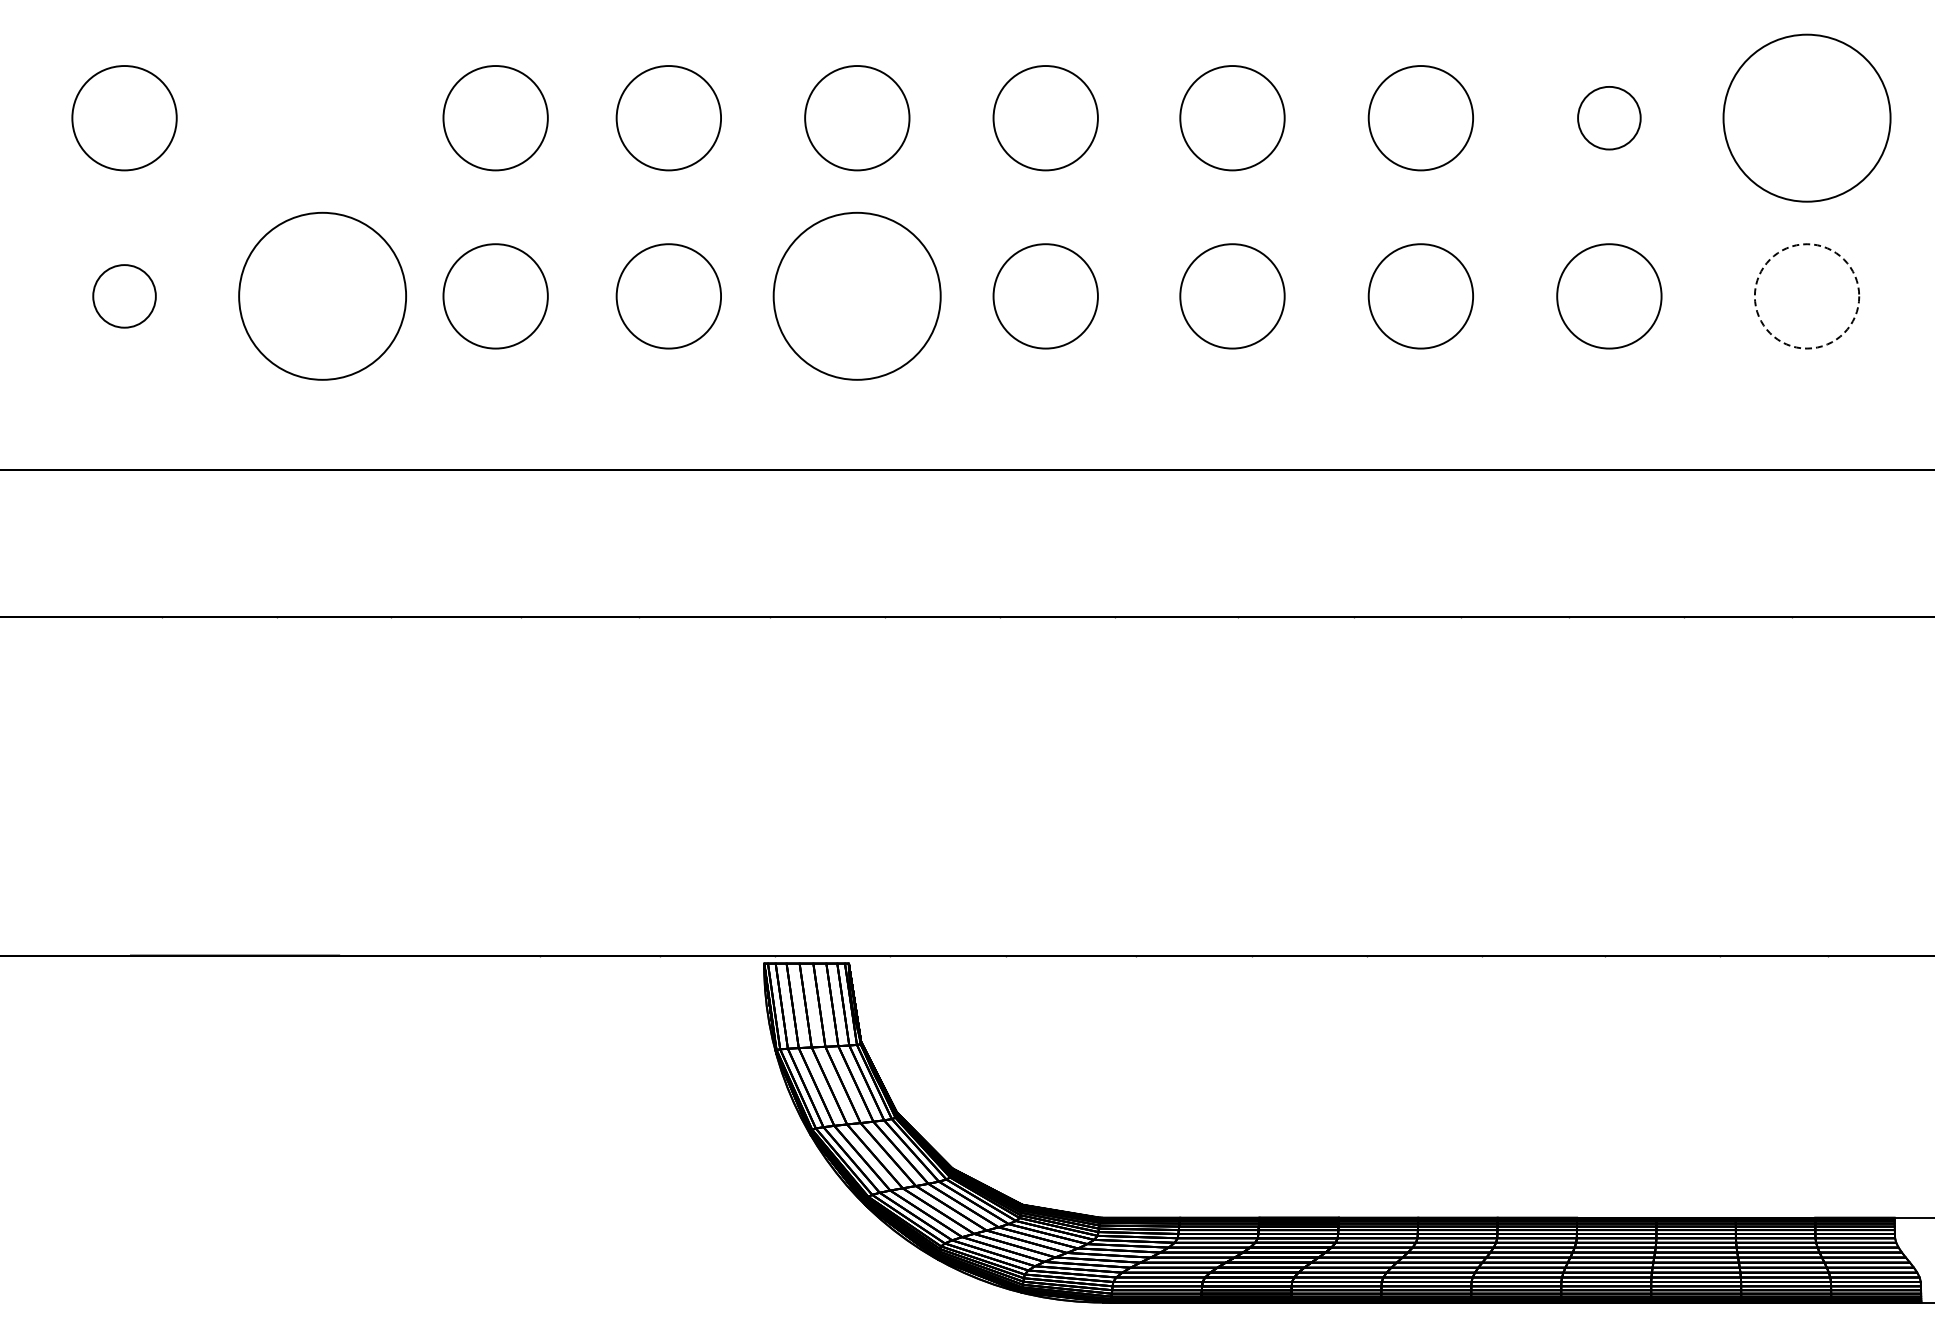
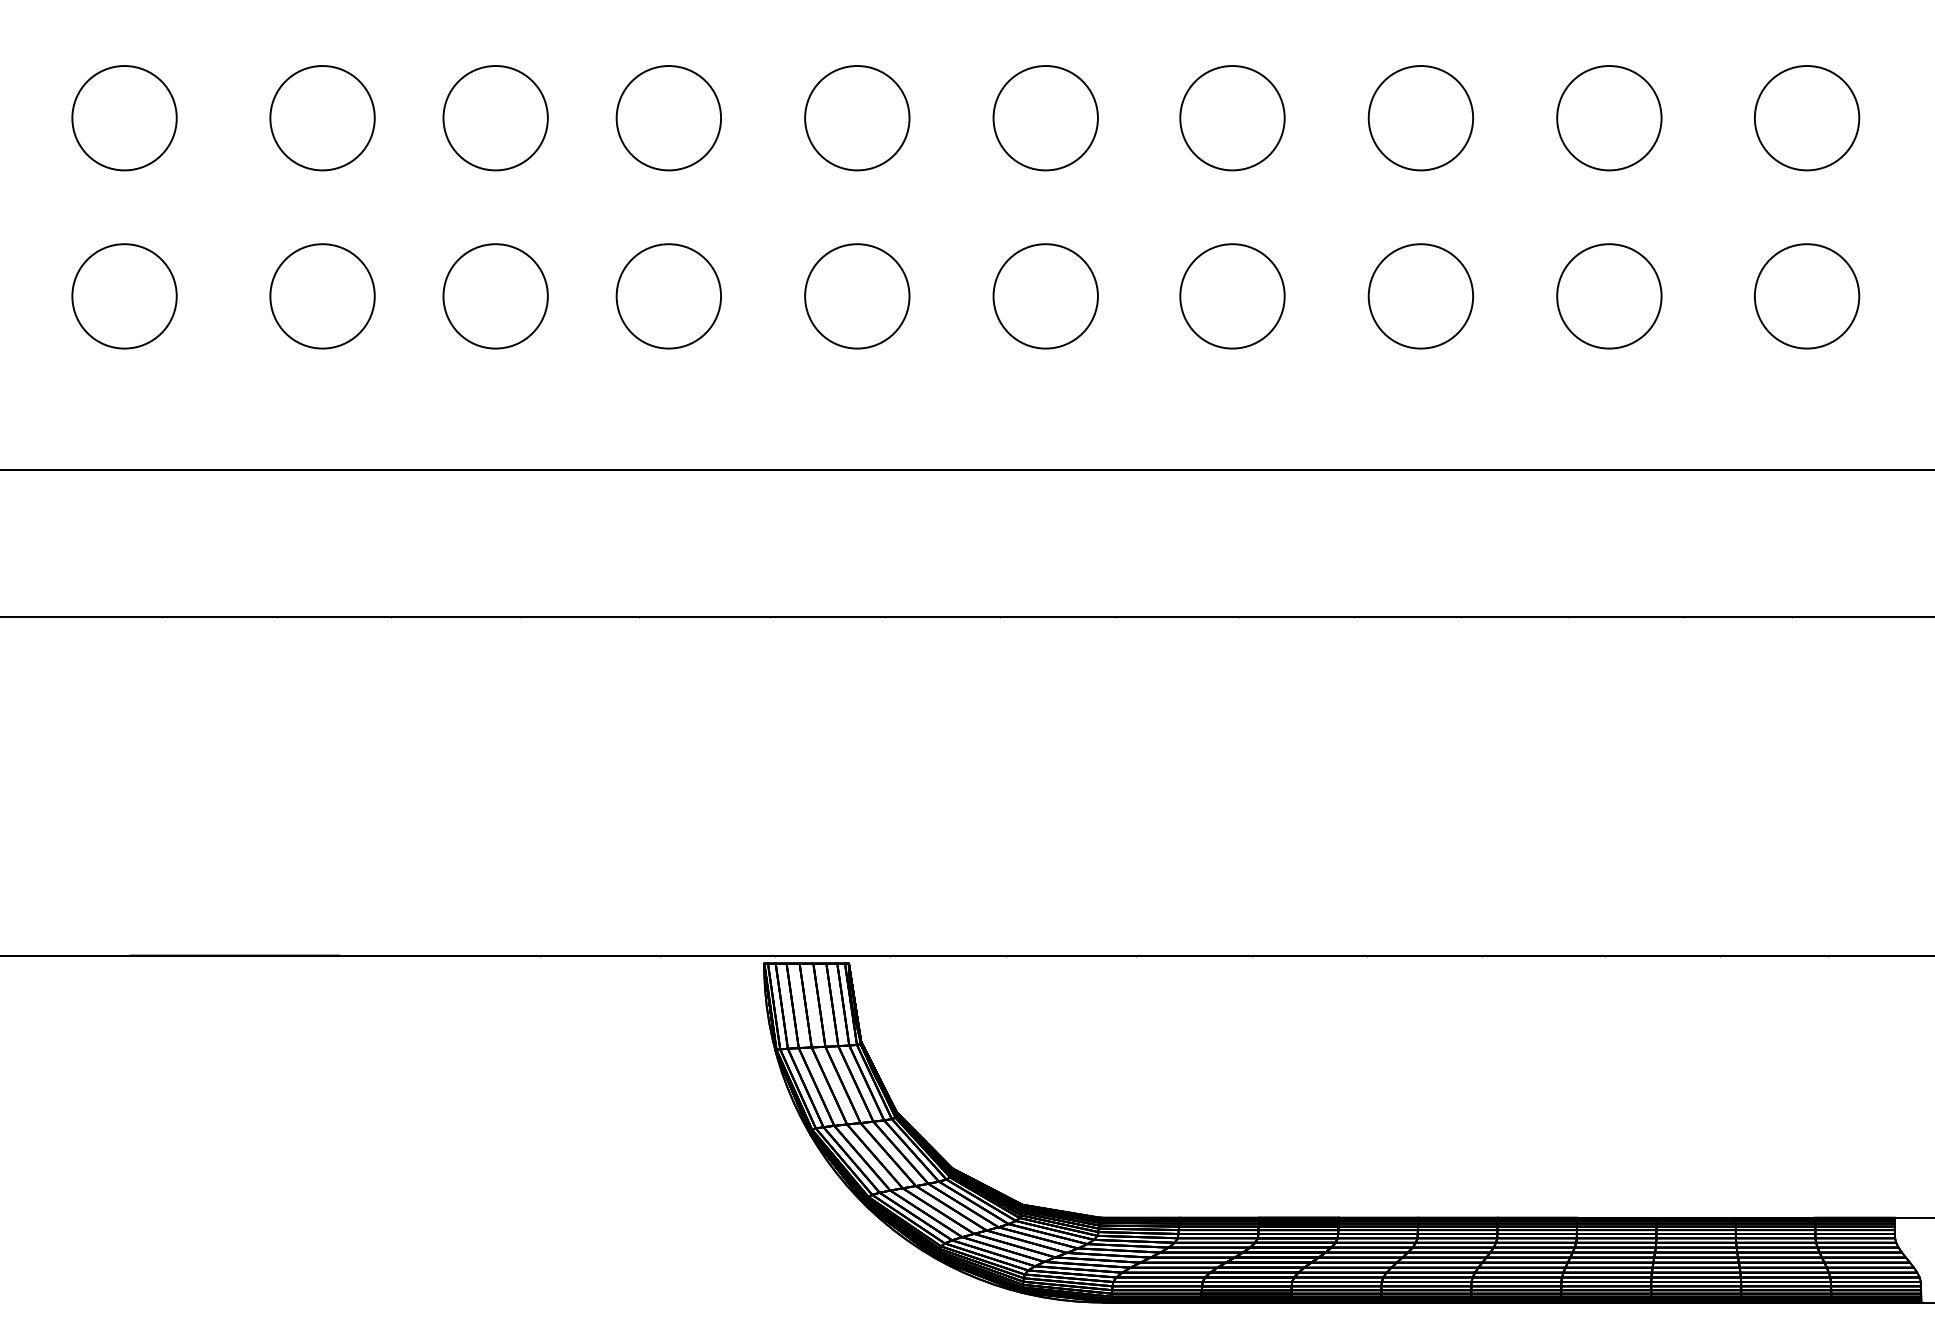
circle diameter: 63 px -> 104 px (1609, 118)
circle diameter: 167 px -> 104 px (1806, 118)
circle: none -> present (322, 118)
circle size: 169x170 px -> 107x107 px (322, 296)
circle size: 170x170 px -> 107x107 px (857, 296)
circle diameter: 63 px -> 104 px (124, 296)
circle: dashed -> solid (1806, 296)
